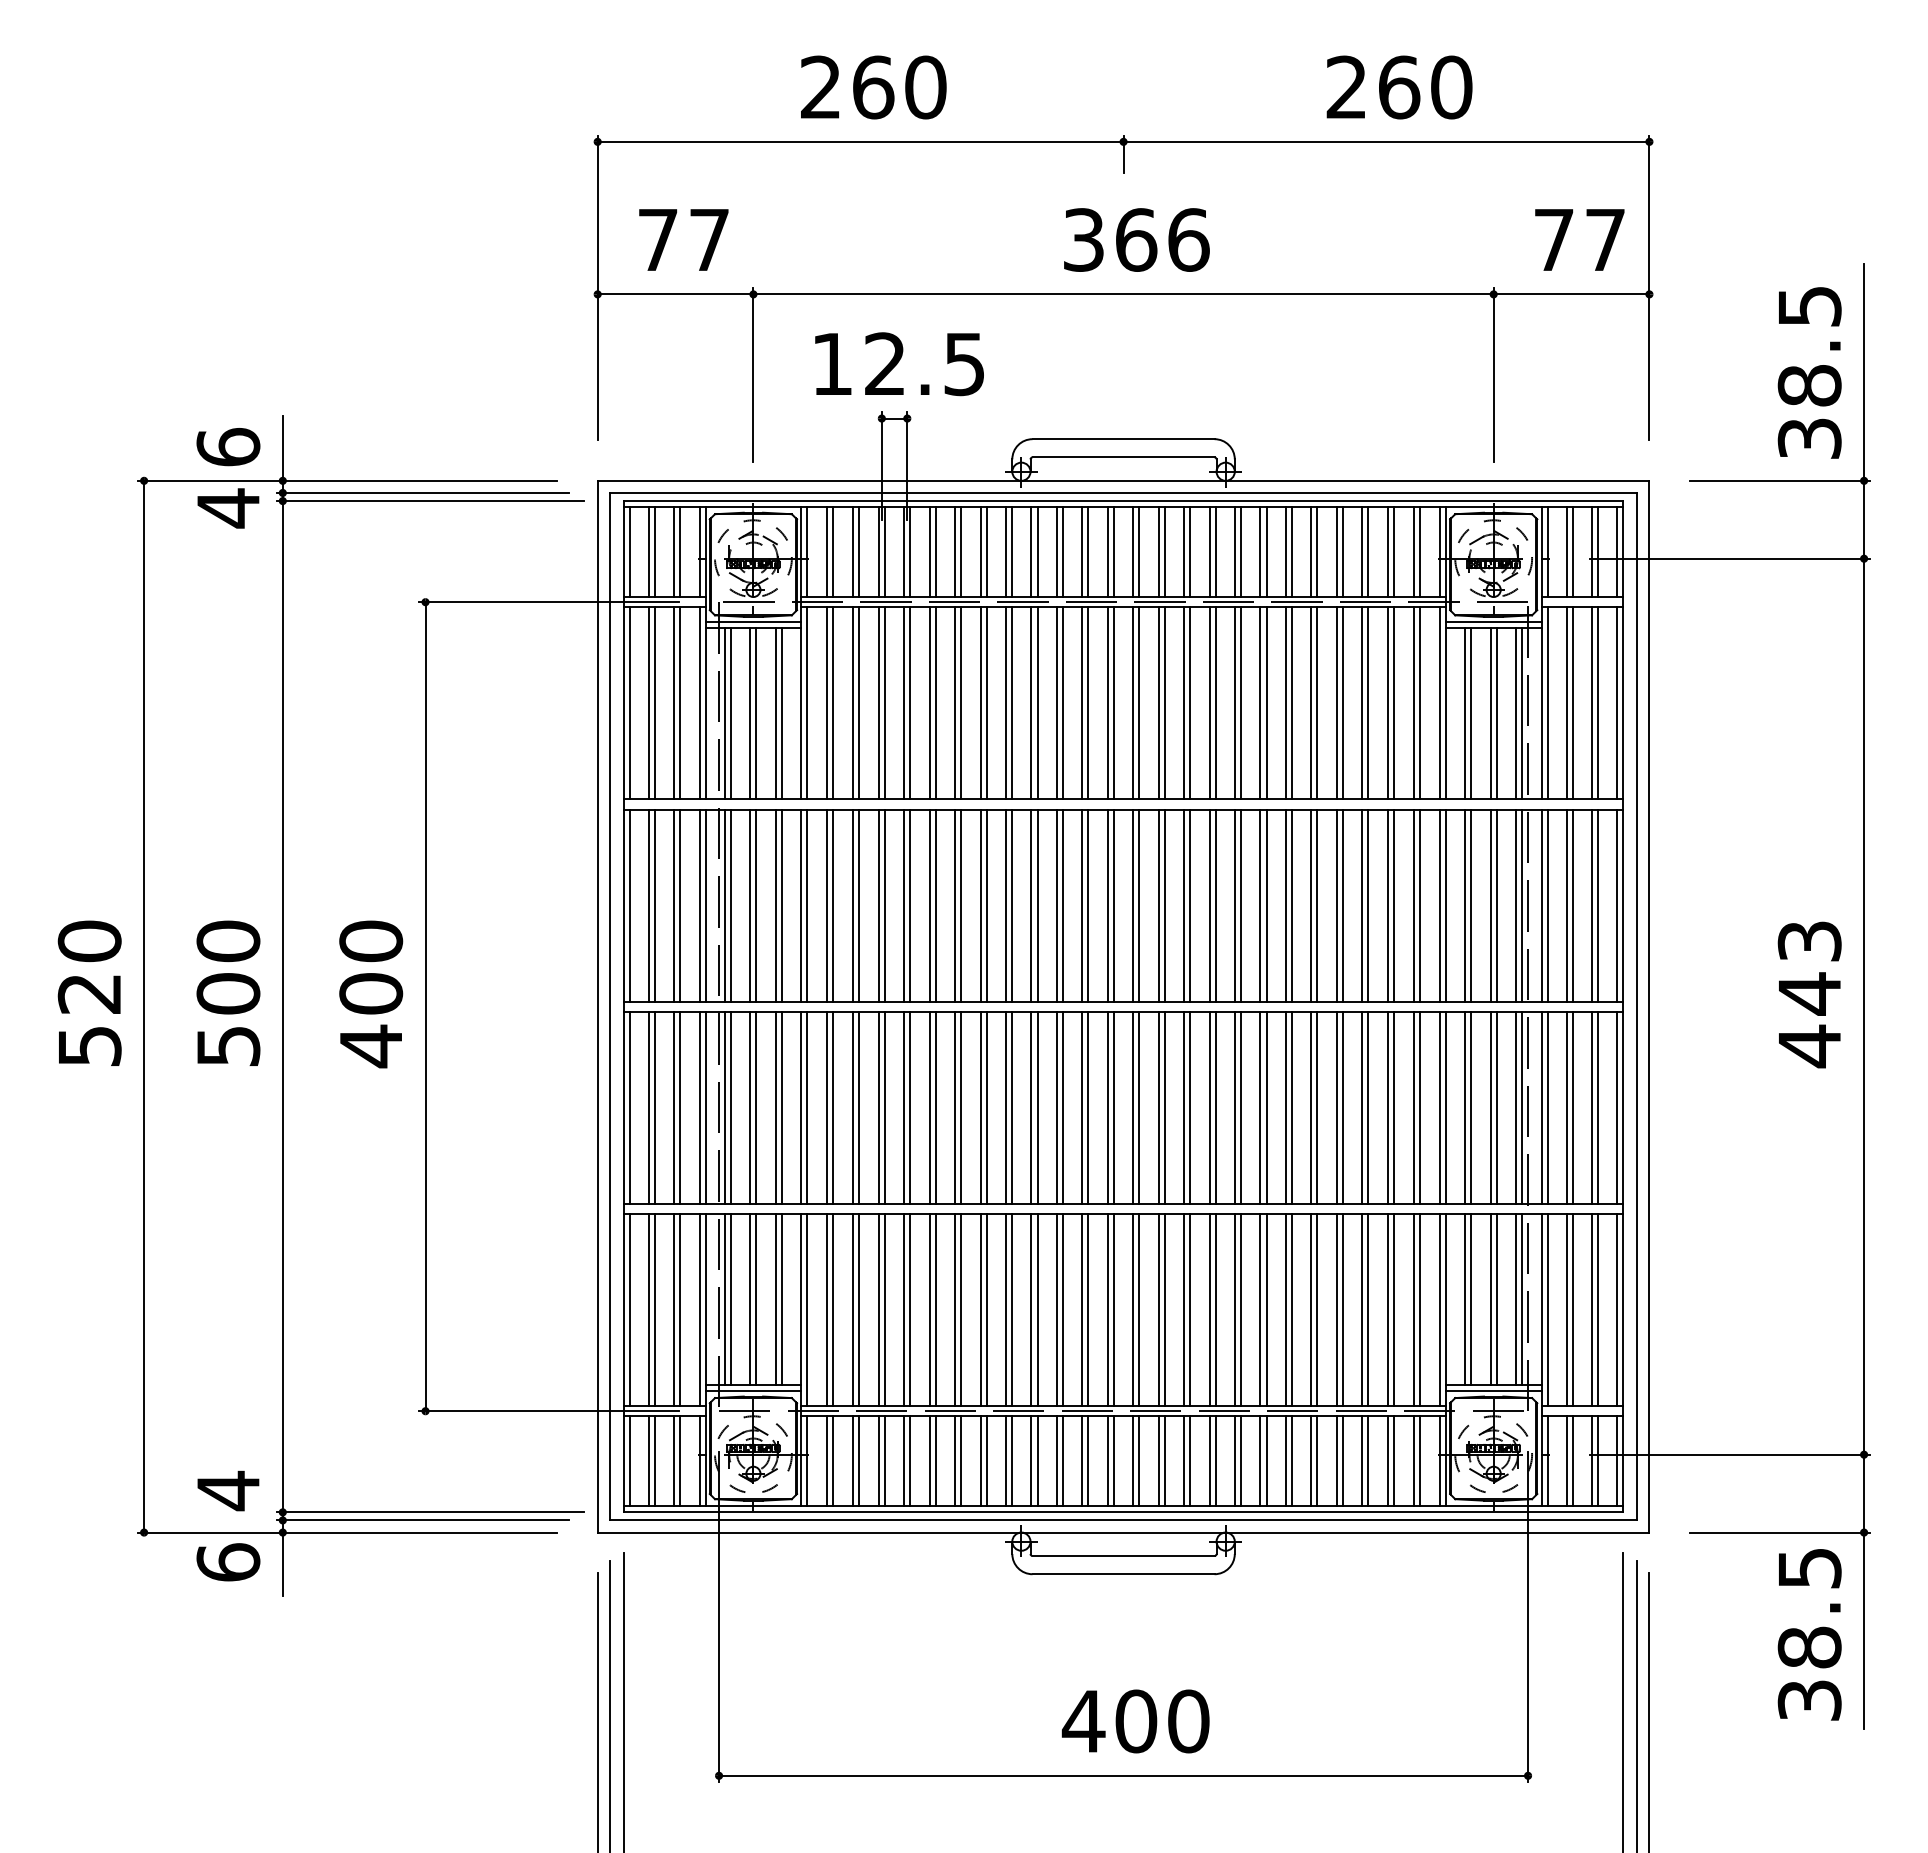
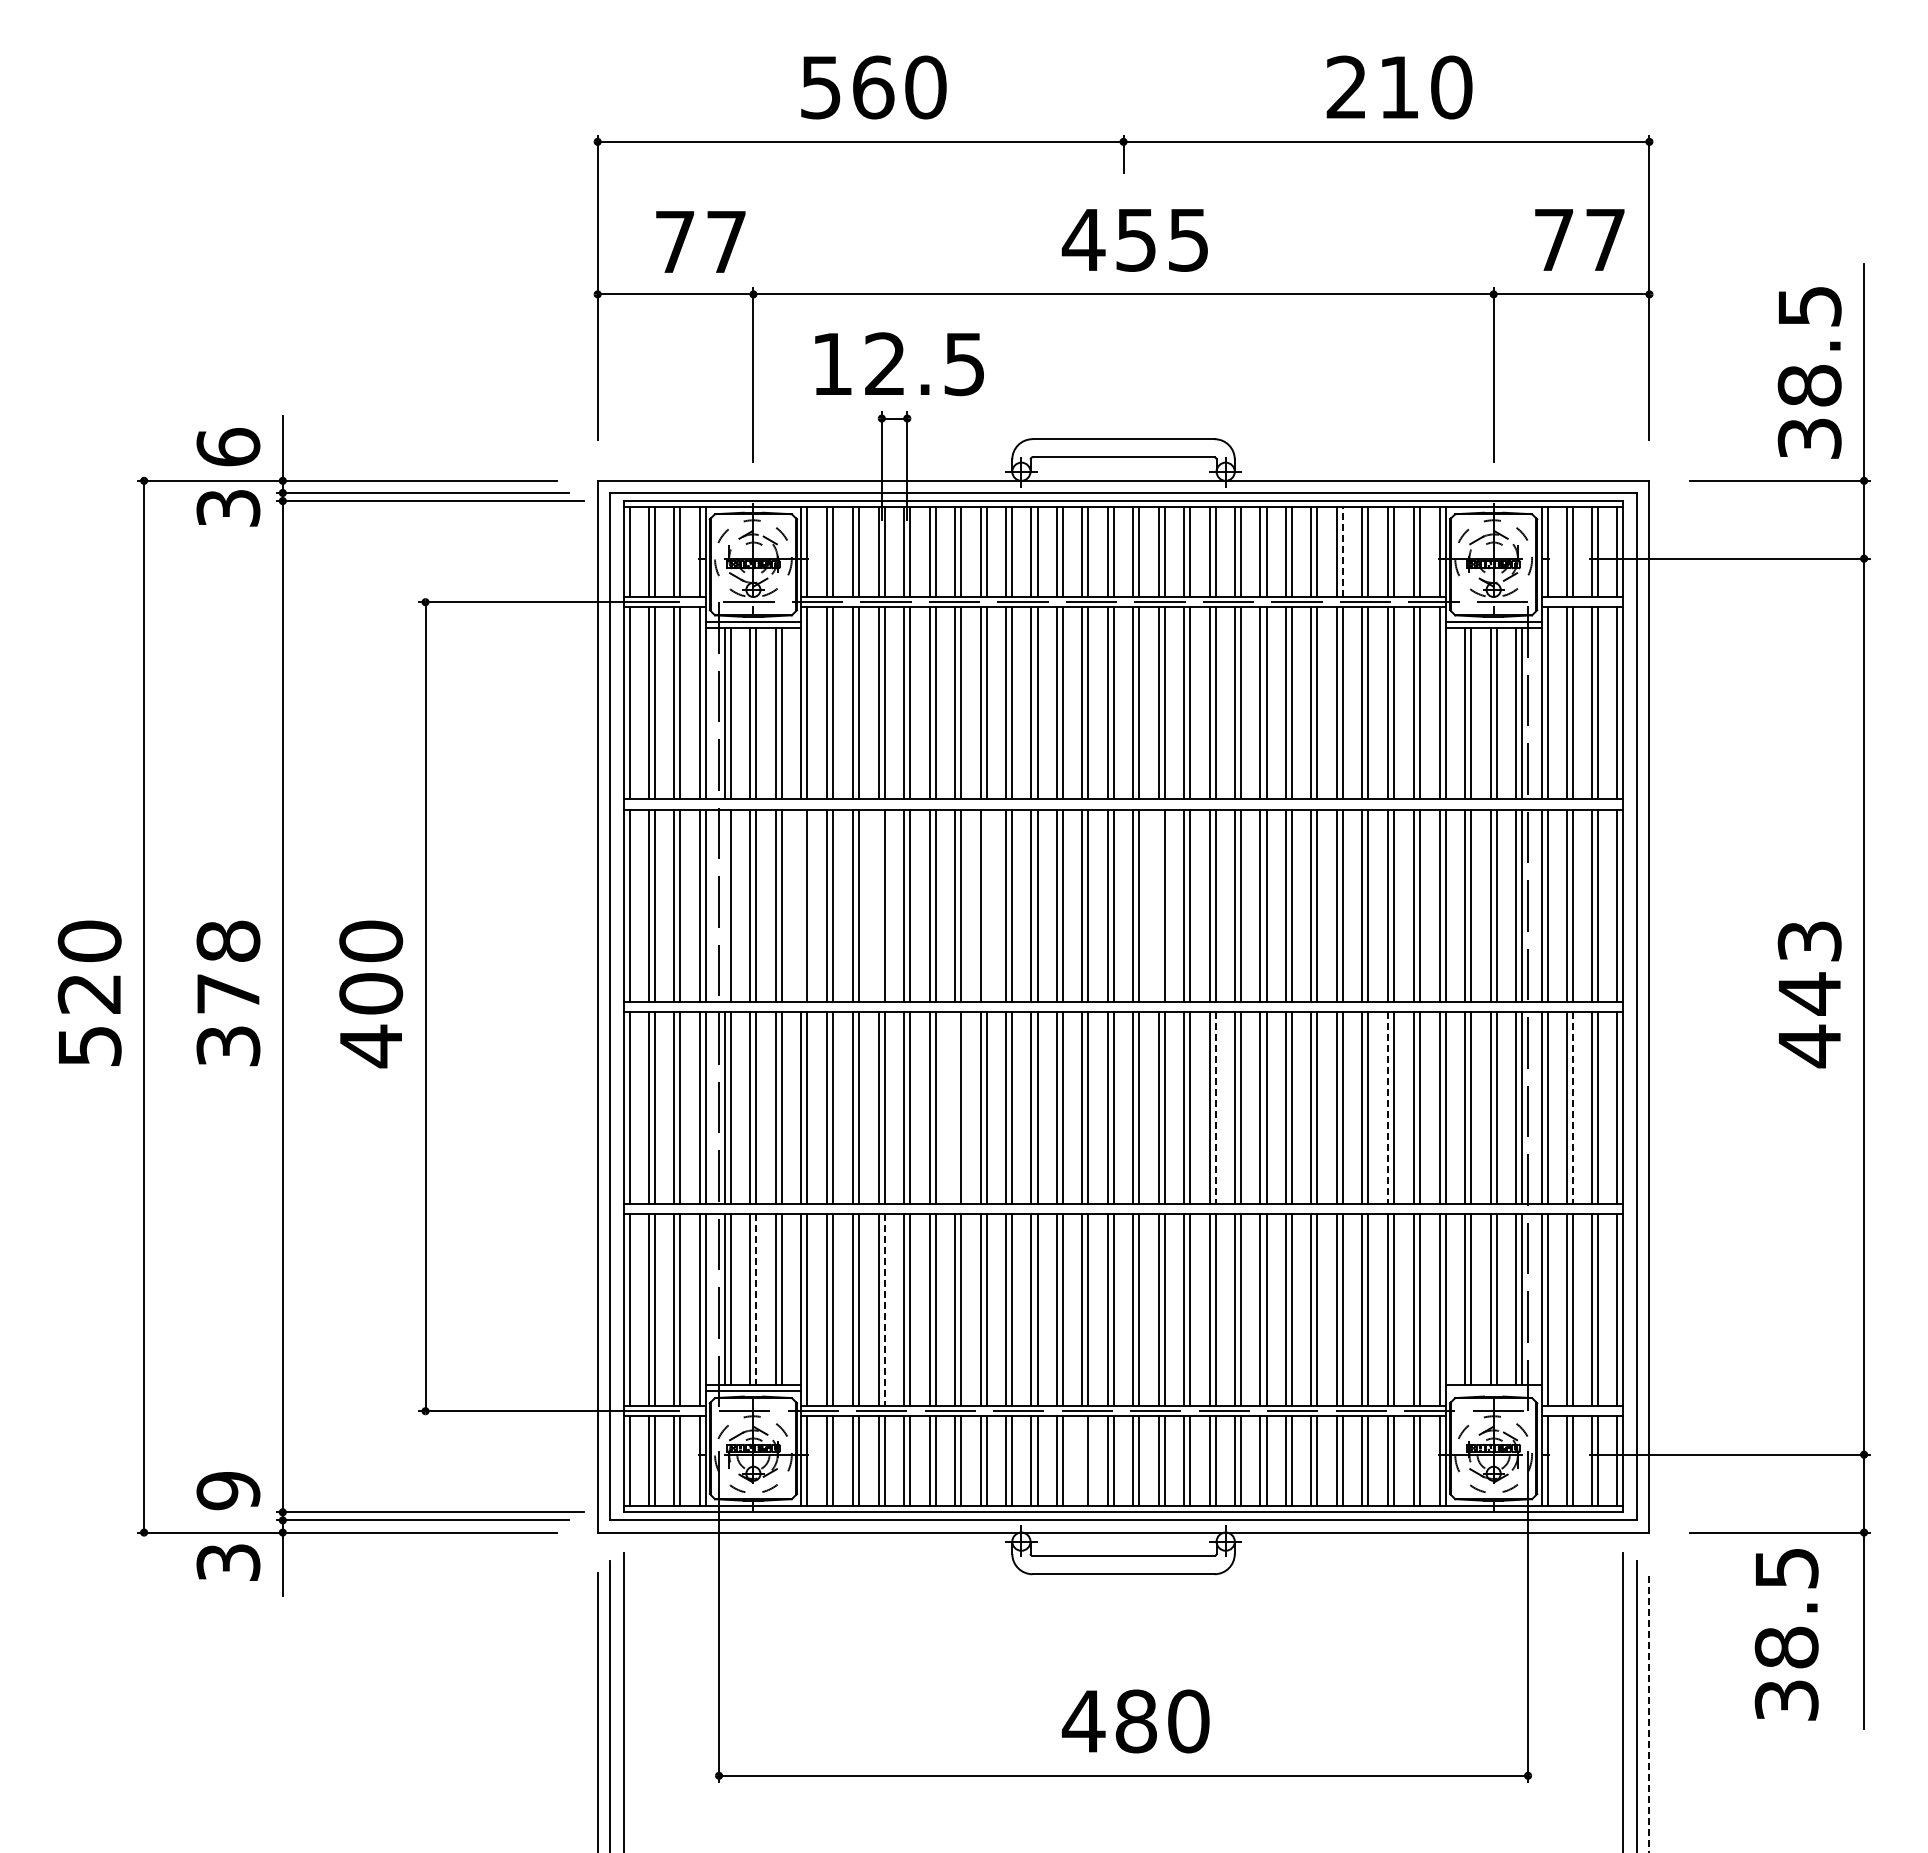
text: 260 -> 560 (820, 87)
text: 260 -> 210 (1399, 87)
text position: (683, 239) -> (700, 241) (700, 241)
text: 366 -> 455 (1135, 239)
text: 4 -> 3 (228, 508)
line: solid -> dashed (1342, 551)
line: present -> none (724, 905)
line: present -> none (801, 905)
line: present -> none (878, 905)
line: present -> none (986, 905)
line: present -> none (1158, 905)
text: 500 -> 378 (228, 992)
line: present -> none (955, 1107)
line: solid -> dashed (1215, 1108)
line: solid -> dashed (1387, 1108)
line: solid -> dashed (1573, 1108)
line: solid -> dashed (756, 1299)
line: solid -> dashed (884, 1310)
line: present -> none (1493, 1390)
line: present -> none (1082, 1461)
text: 4 -> 9 (228, 1490)
text: 6 -> 3 (228, 1562)
text position: (1809, 1634) -> (1786, 1634) (1786, 1634)
line: solid -> dashed (1649, 1712)
text: 400 -> 480 (1136, 1721)
